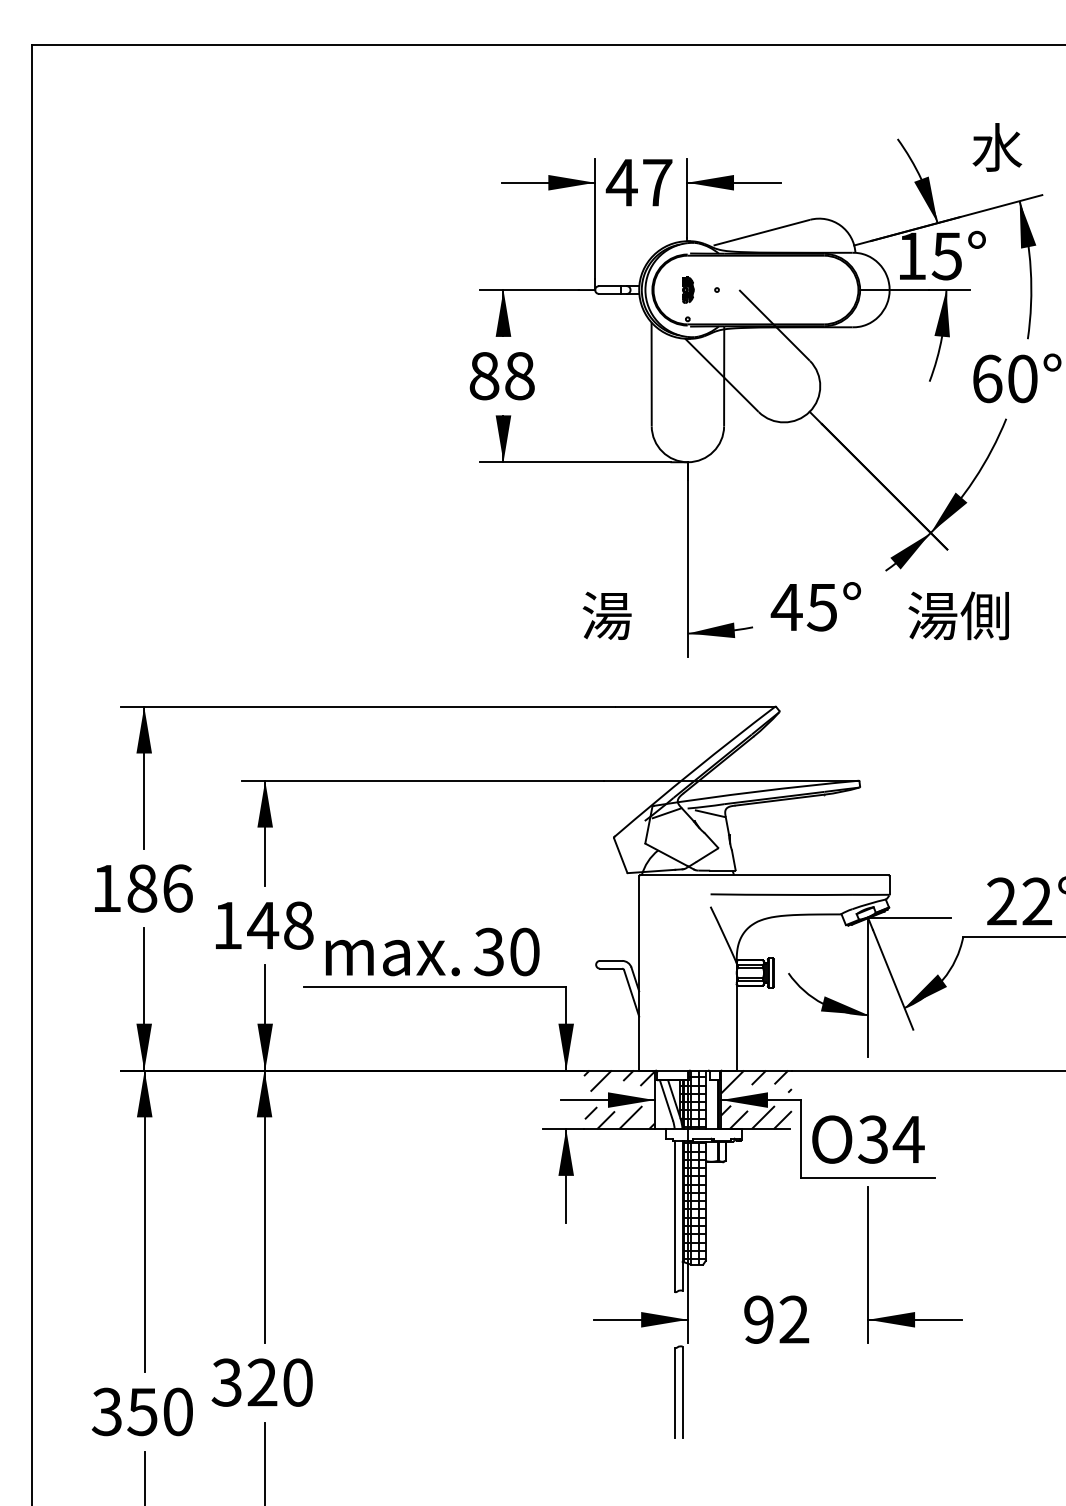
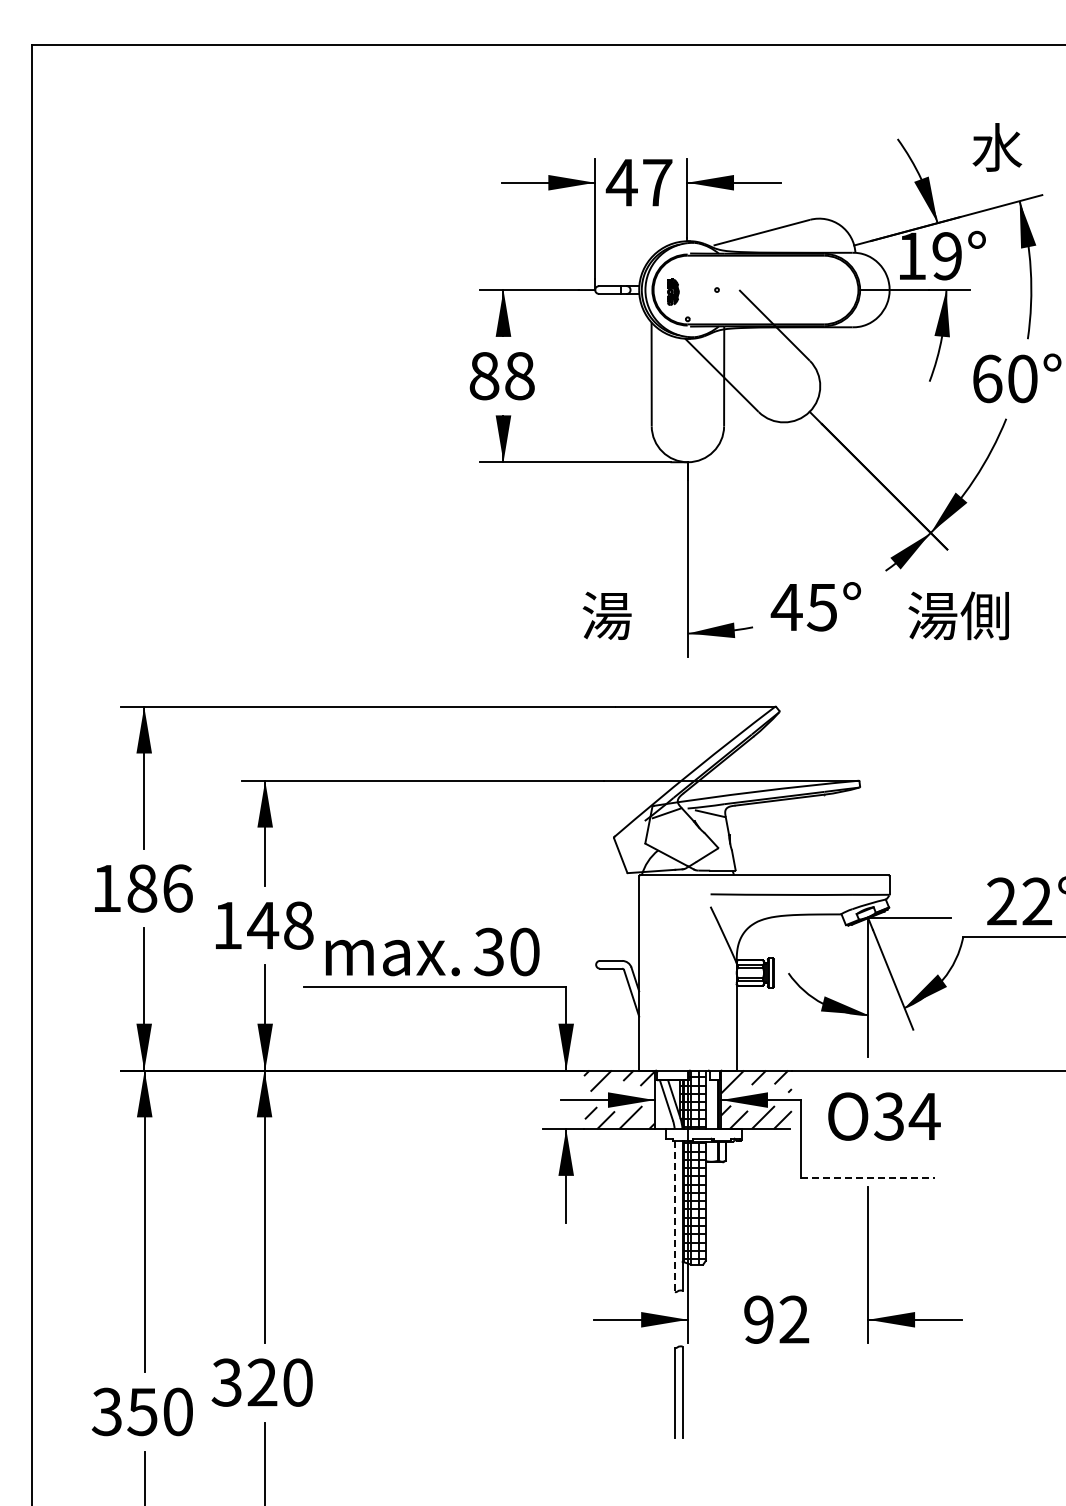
text: 15° -> 19° (946, 256)
part position: (688, 289) -> (673, 291) (673, 291)
text position: (868, 1139) -> (884, 1116) (884, 1116)
line: solid -> dashed (868, 1177)
line: solid -> dashed (674, 1216)
